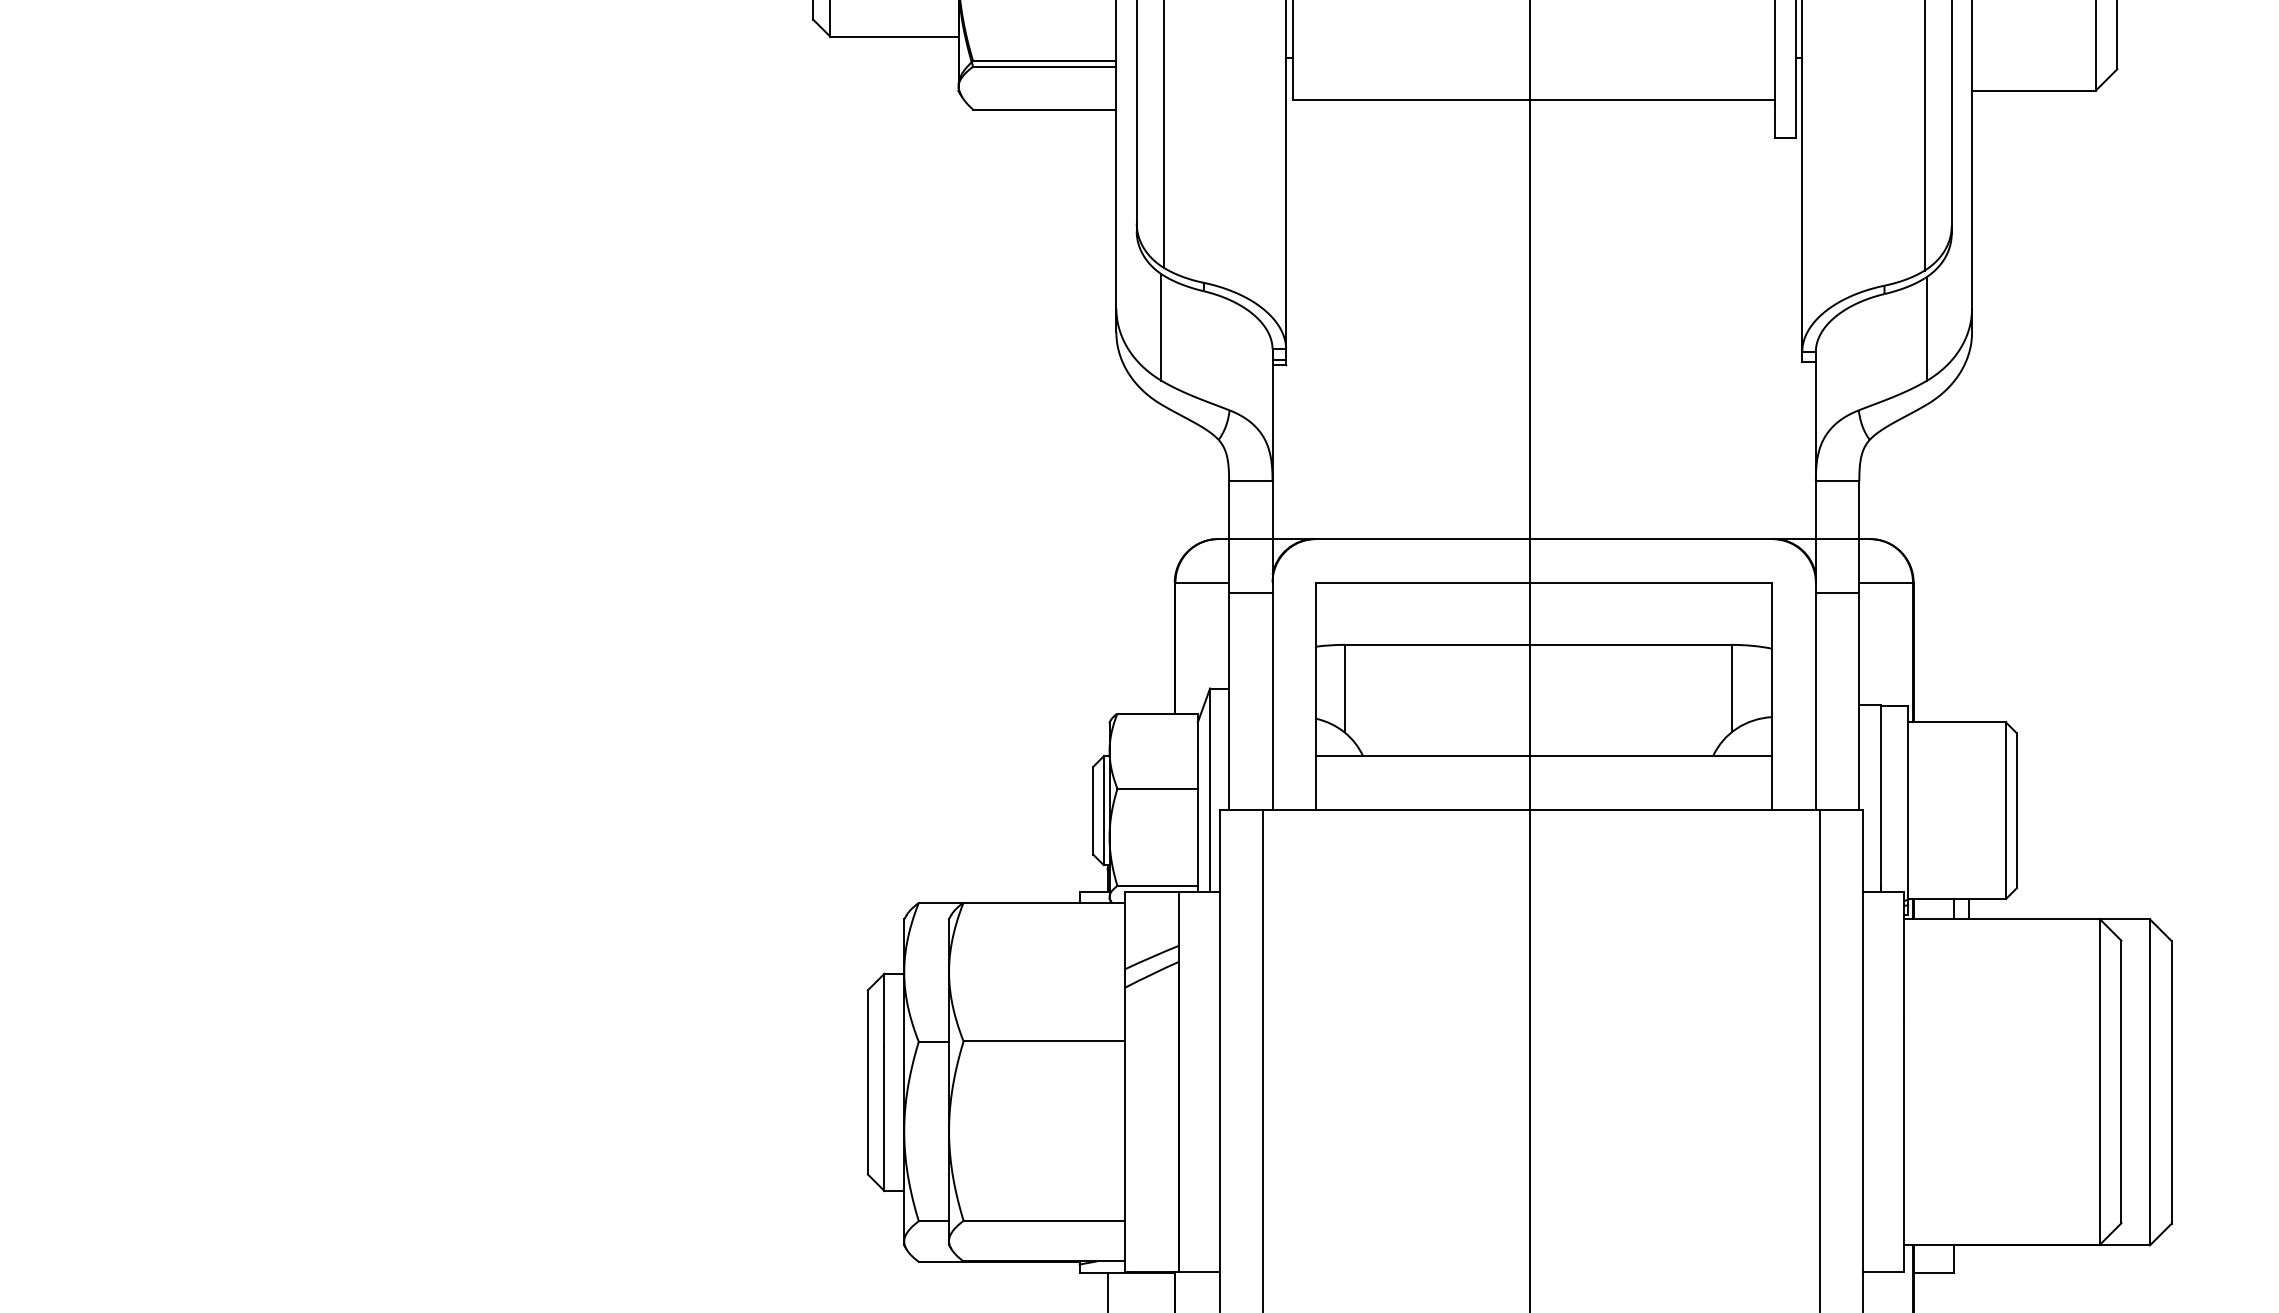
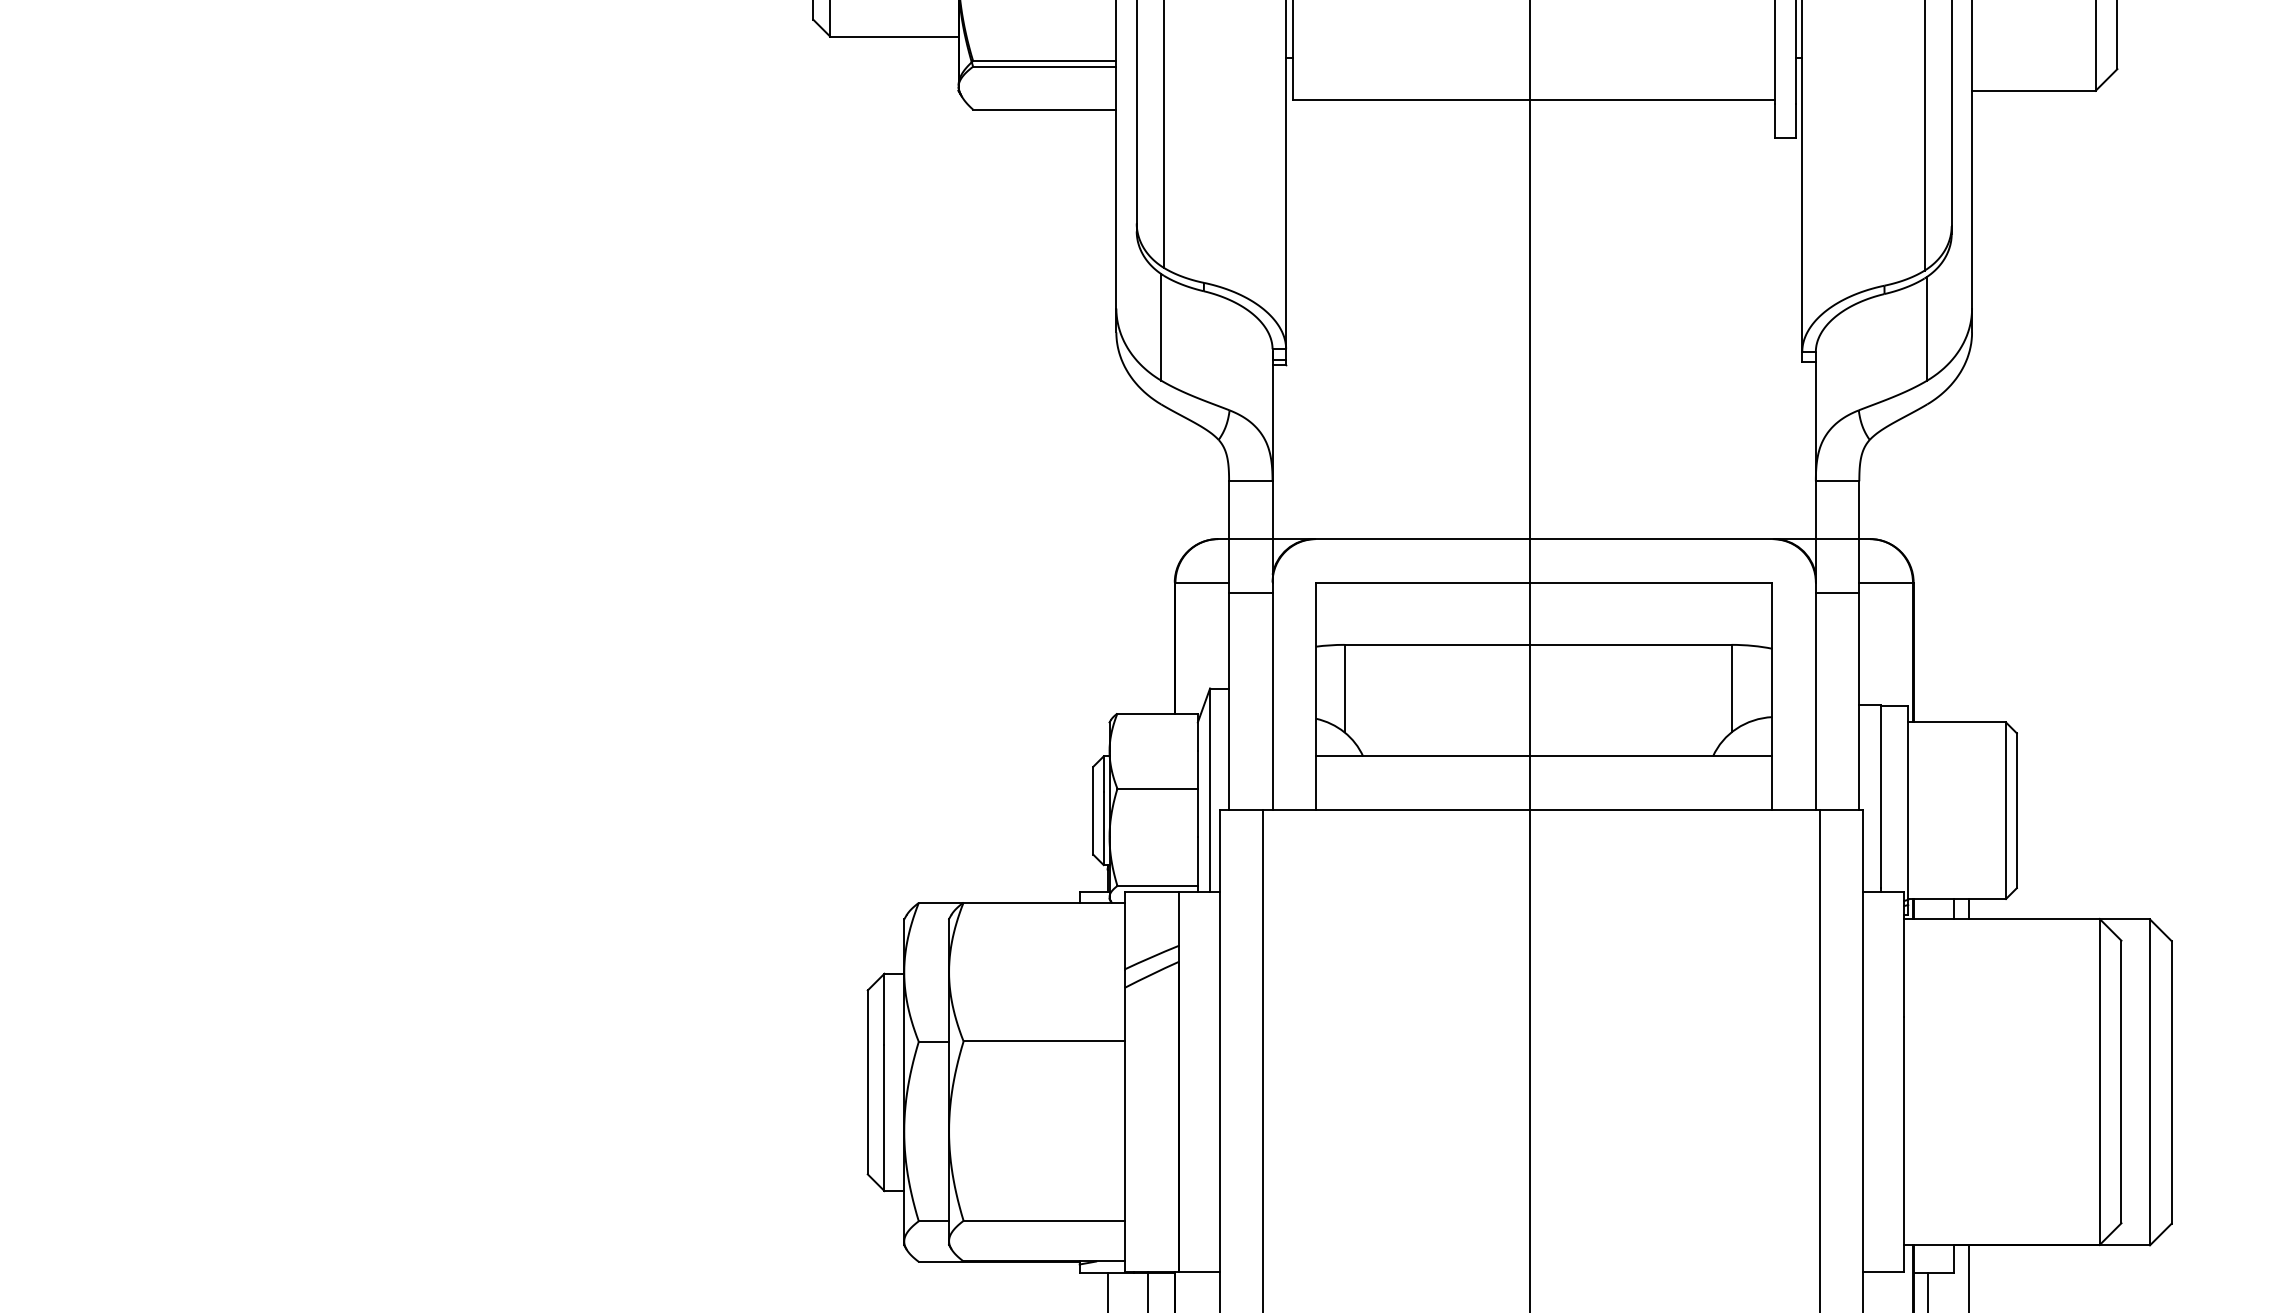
line: none -> present (1968, 1277)
line: none -> present (1148, 1290)
line: none -> present (1927, 1290)
